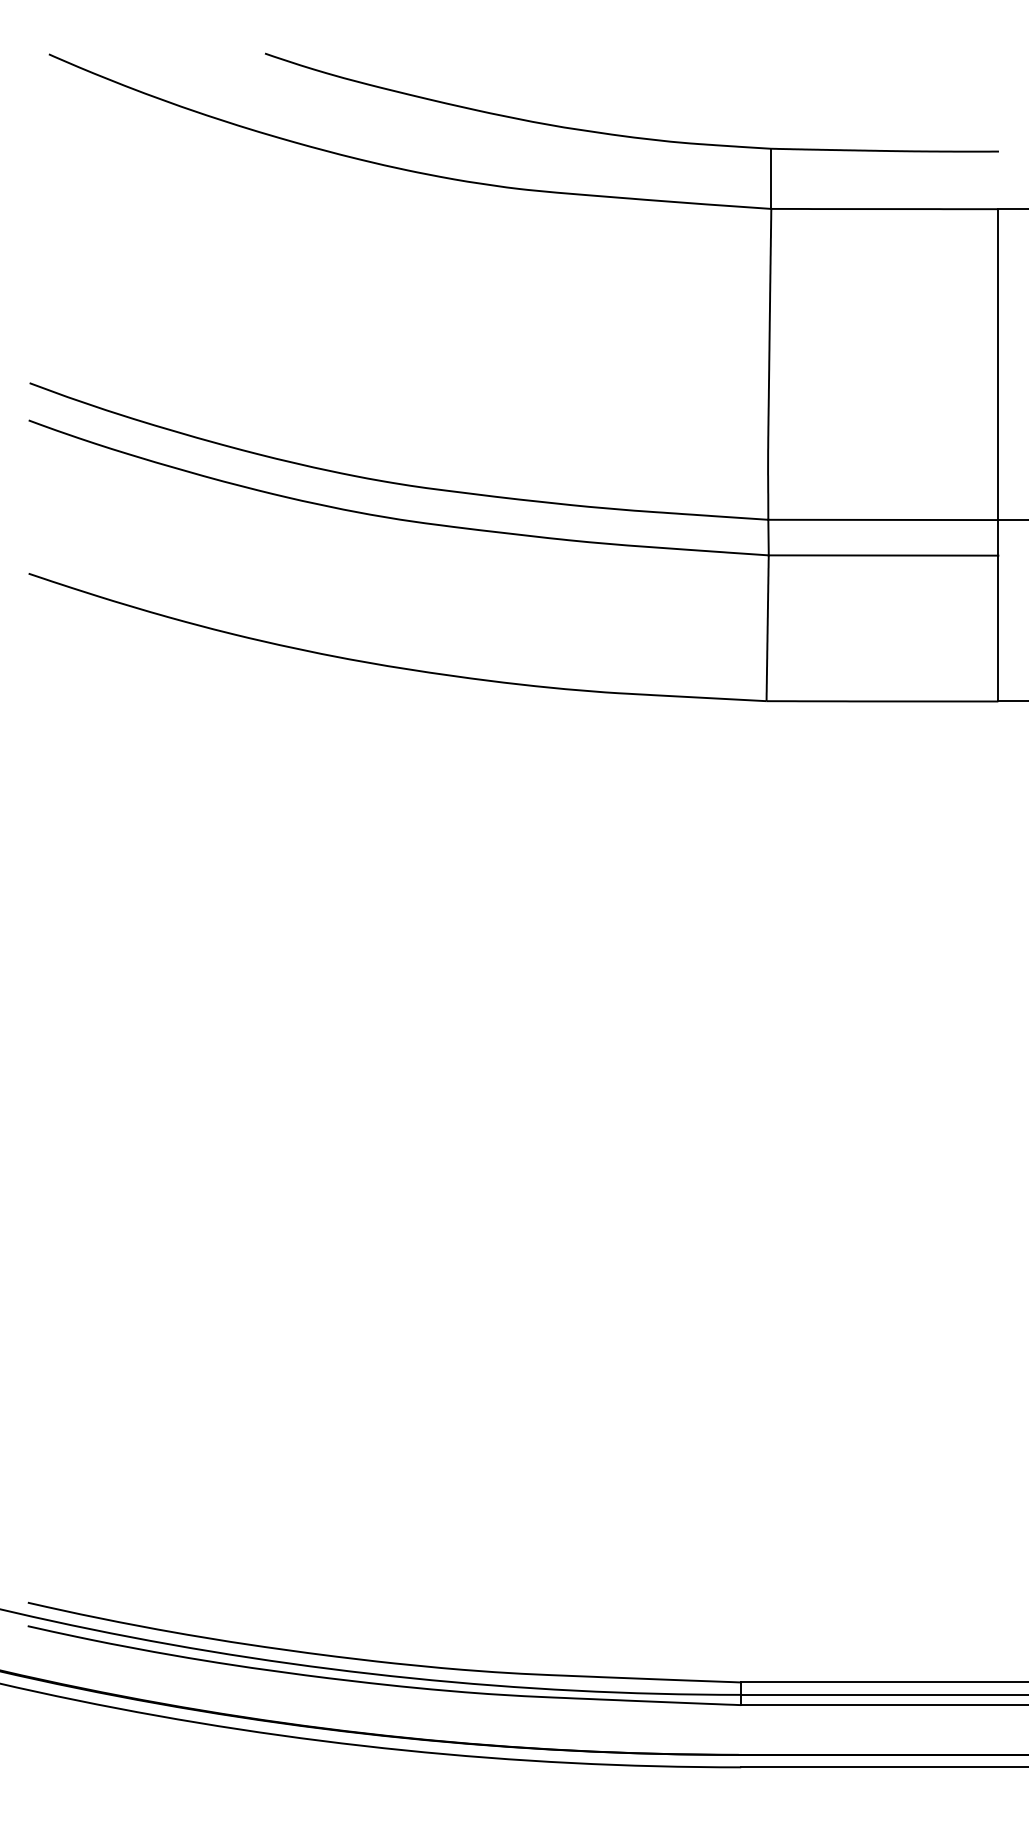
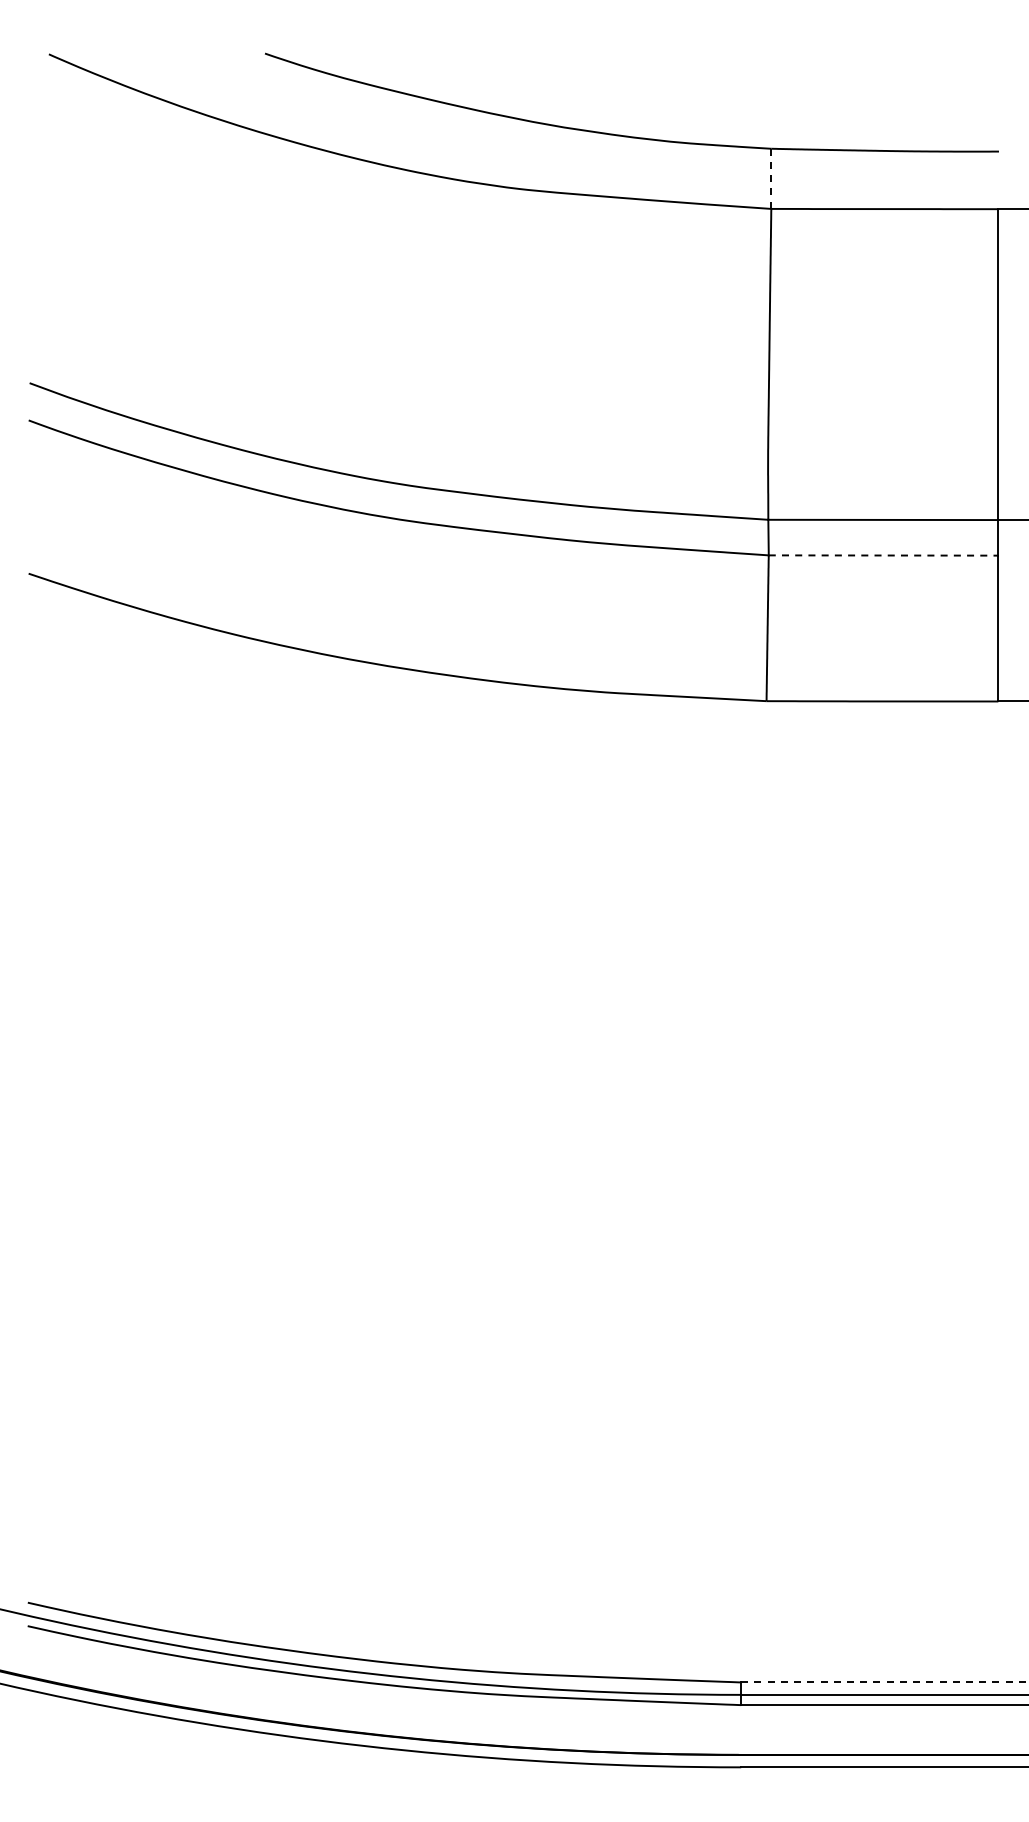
line: solid -> dashed (771, 179)
line: solid -> dashed (883, 555)
line: solid -> dashed (885, 1682)
